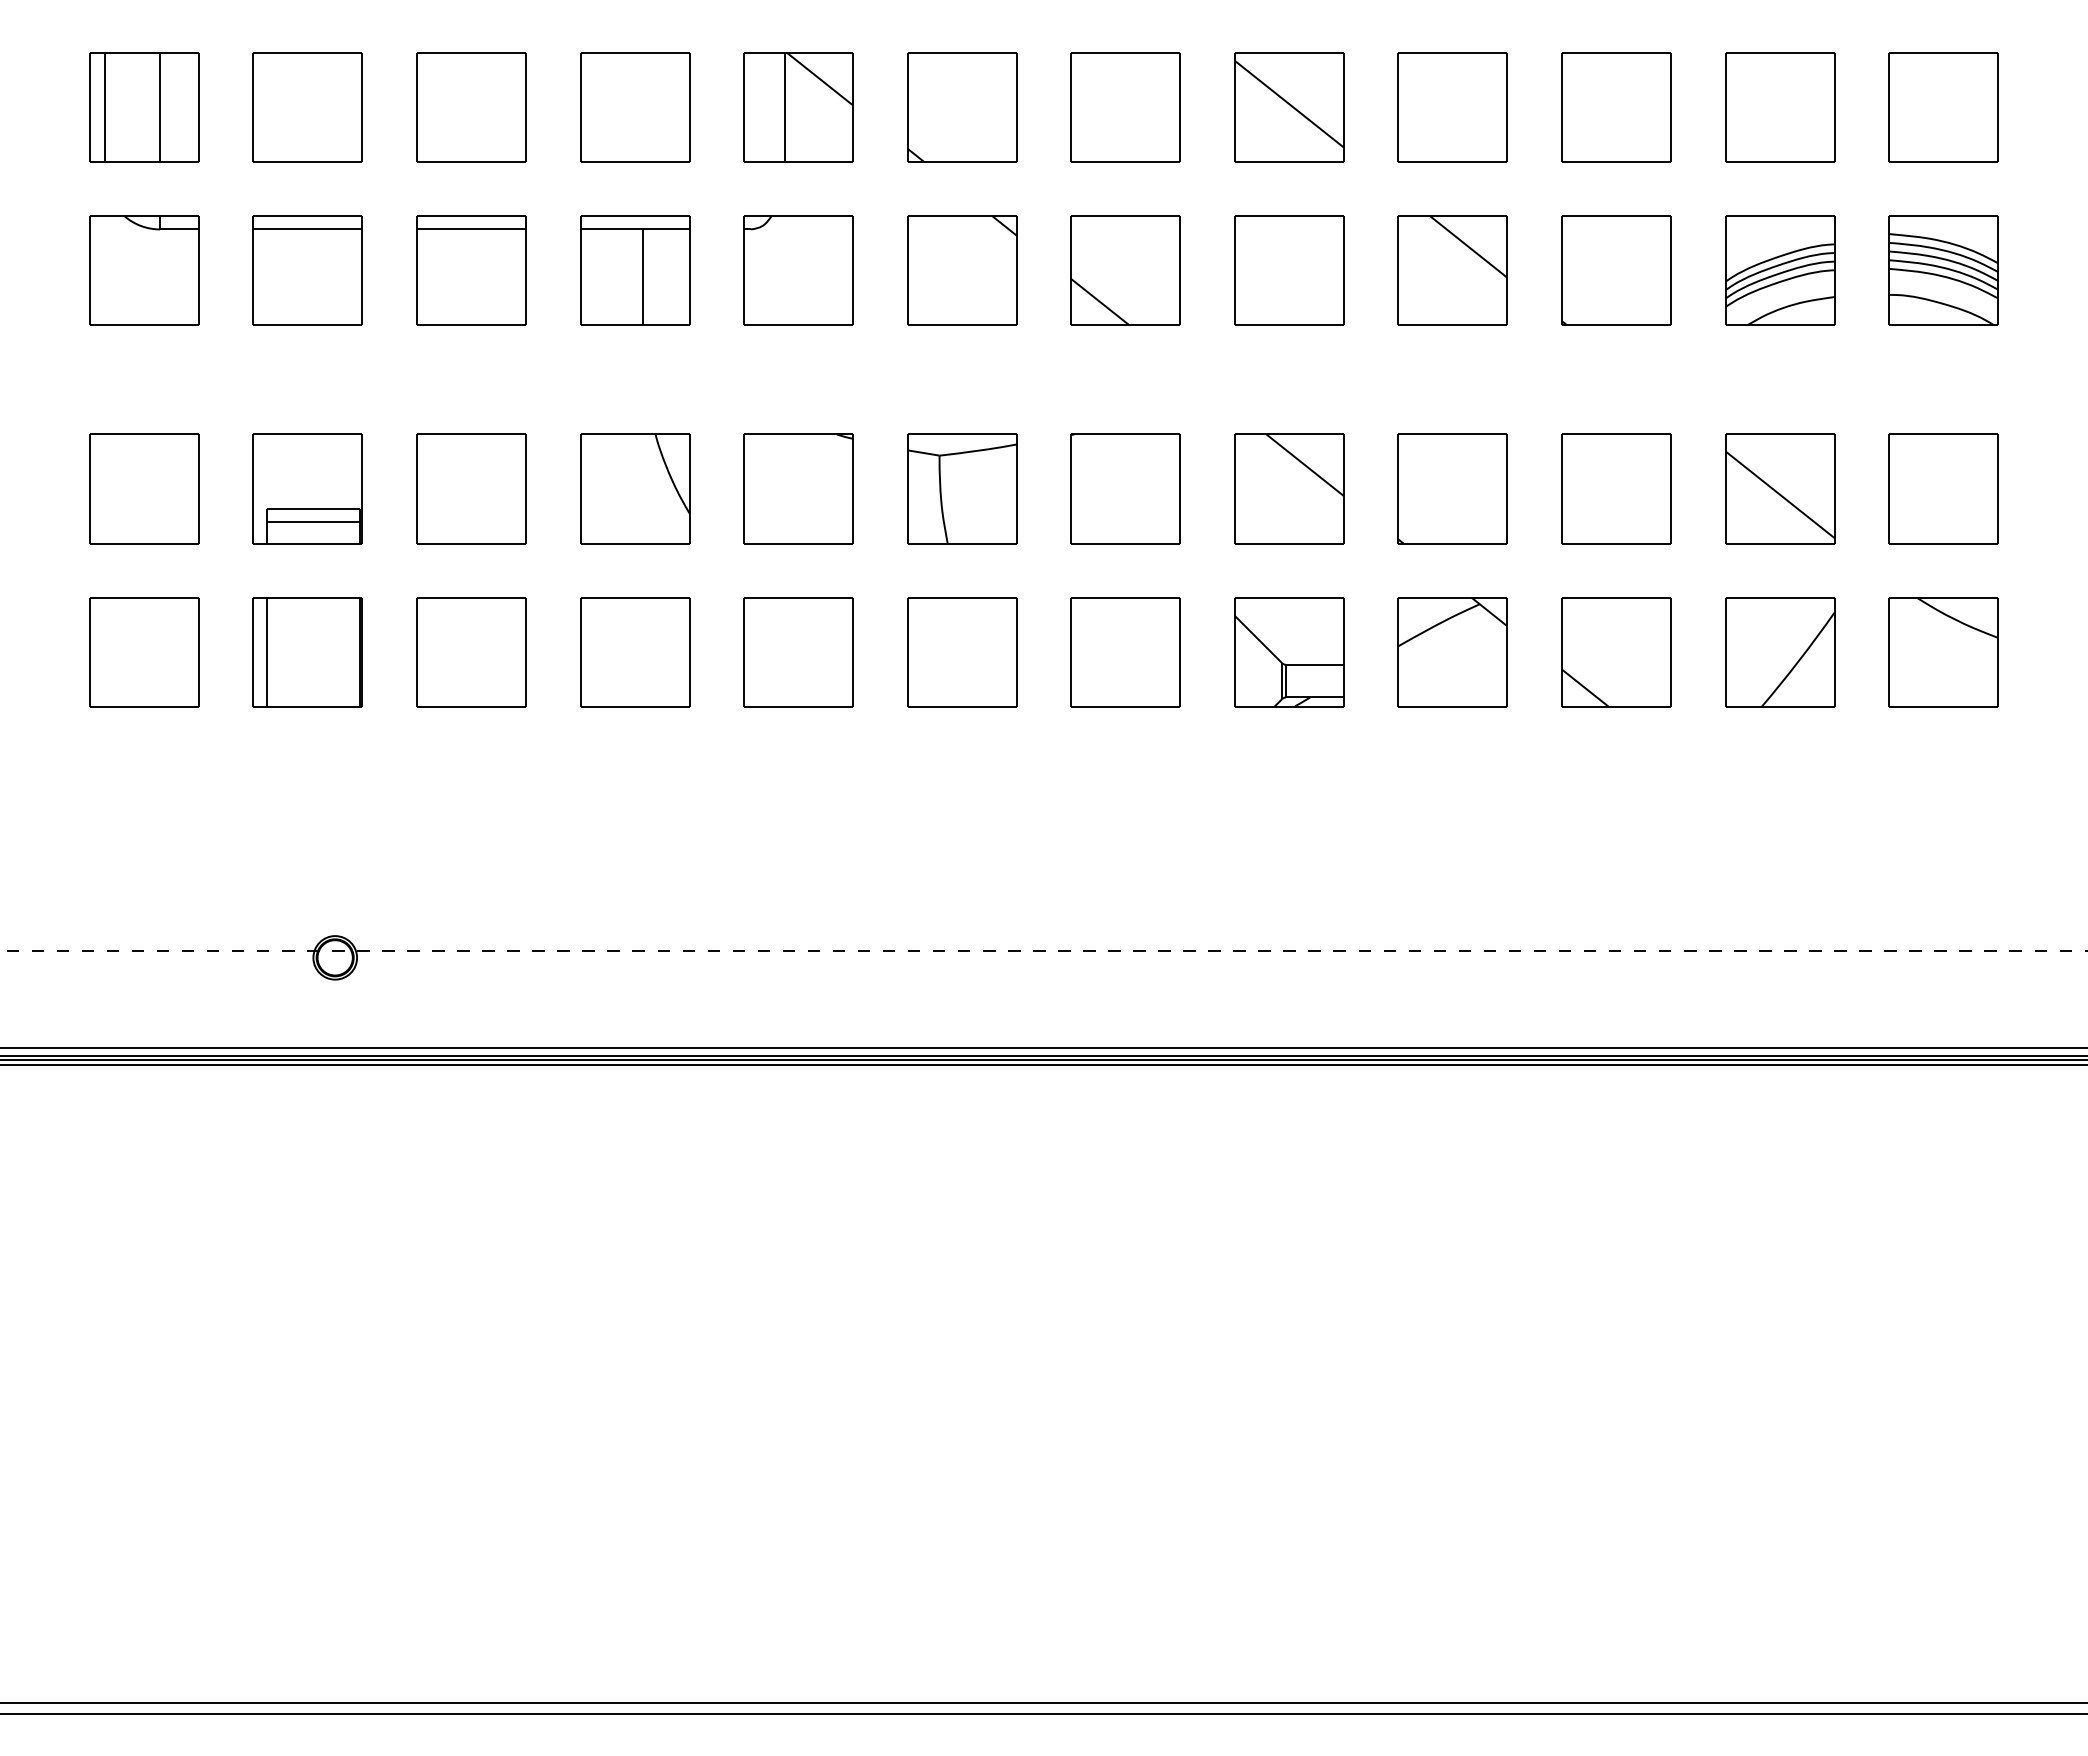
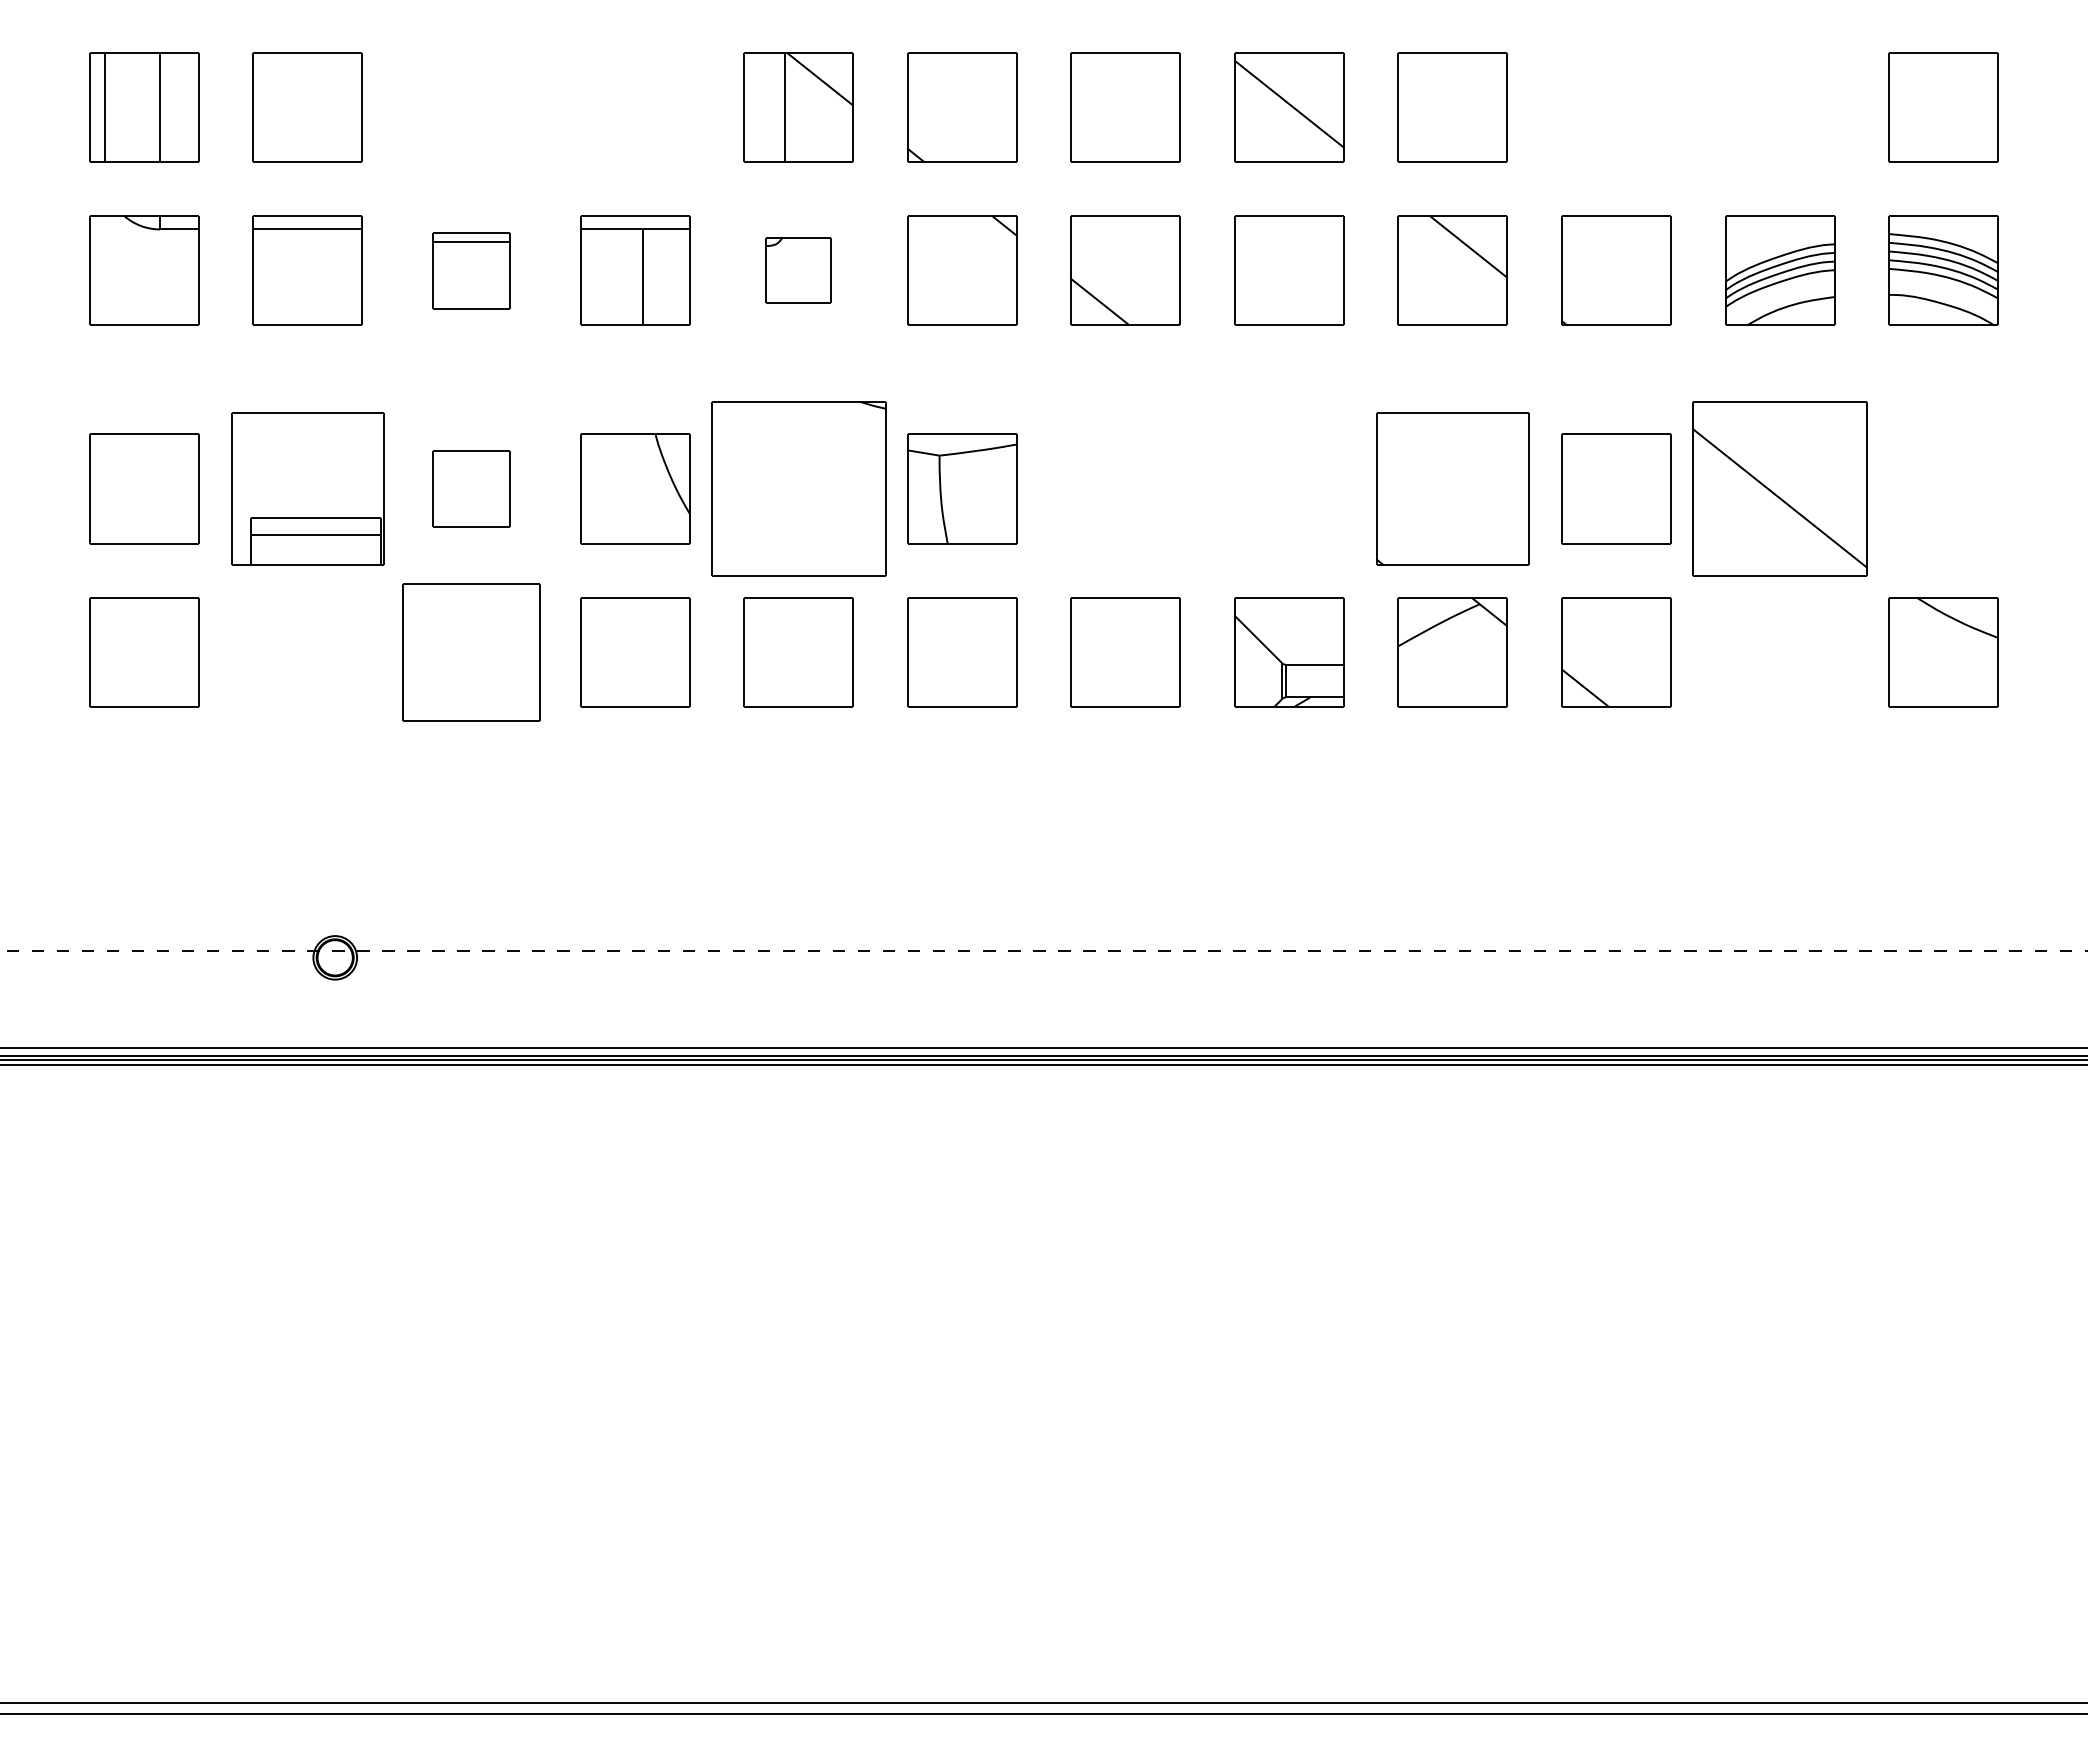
part: present -> none (471, 107)
part: present -> none (635, 107)
part: present -> none (1616, 107)
part: present -> none (1780, 107)
part size: 111x111 px -> 79x78 px (471, 270)
part size: 111x111 px -> 67x67 px (798, 270)
part size: 111x112 px -> 154x154 px (307, 488)
part size: 111x112 px -> 79x78 px (471, 488)
part size: 111x112 px -> 176x176 px (798, 488)
part: present -> none (1125, 488)
part: present -> none (1289, 488)
part size: 111x112 px -> 154x154 px (1452, 488)
part size: 111x112 px -> 176x176 px (1779, 488)
part: present -> none (1943, 488)
part: present -> none (307, 652)
part size: 111x111 px -> 139x139 px (471, 652)
part: present -> none (1780, 652)
